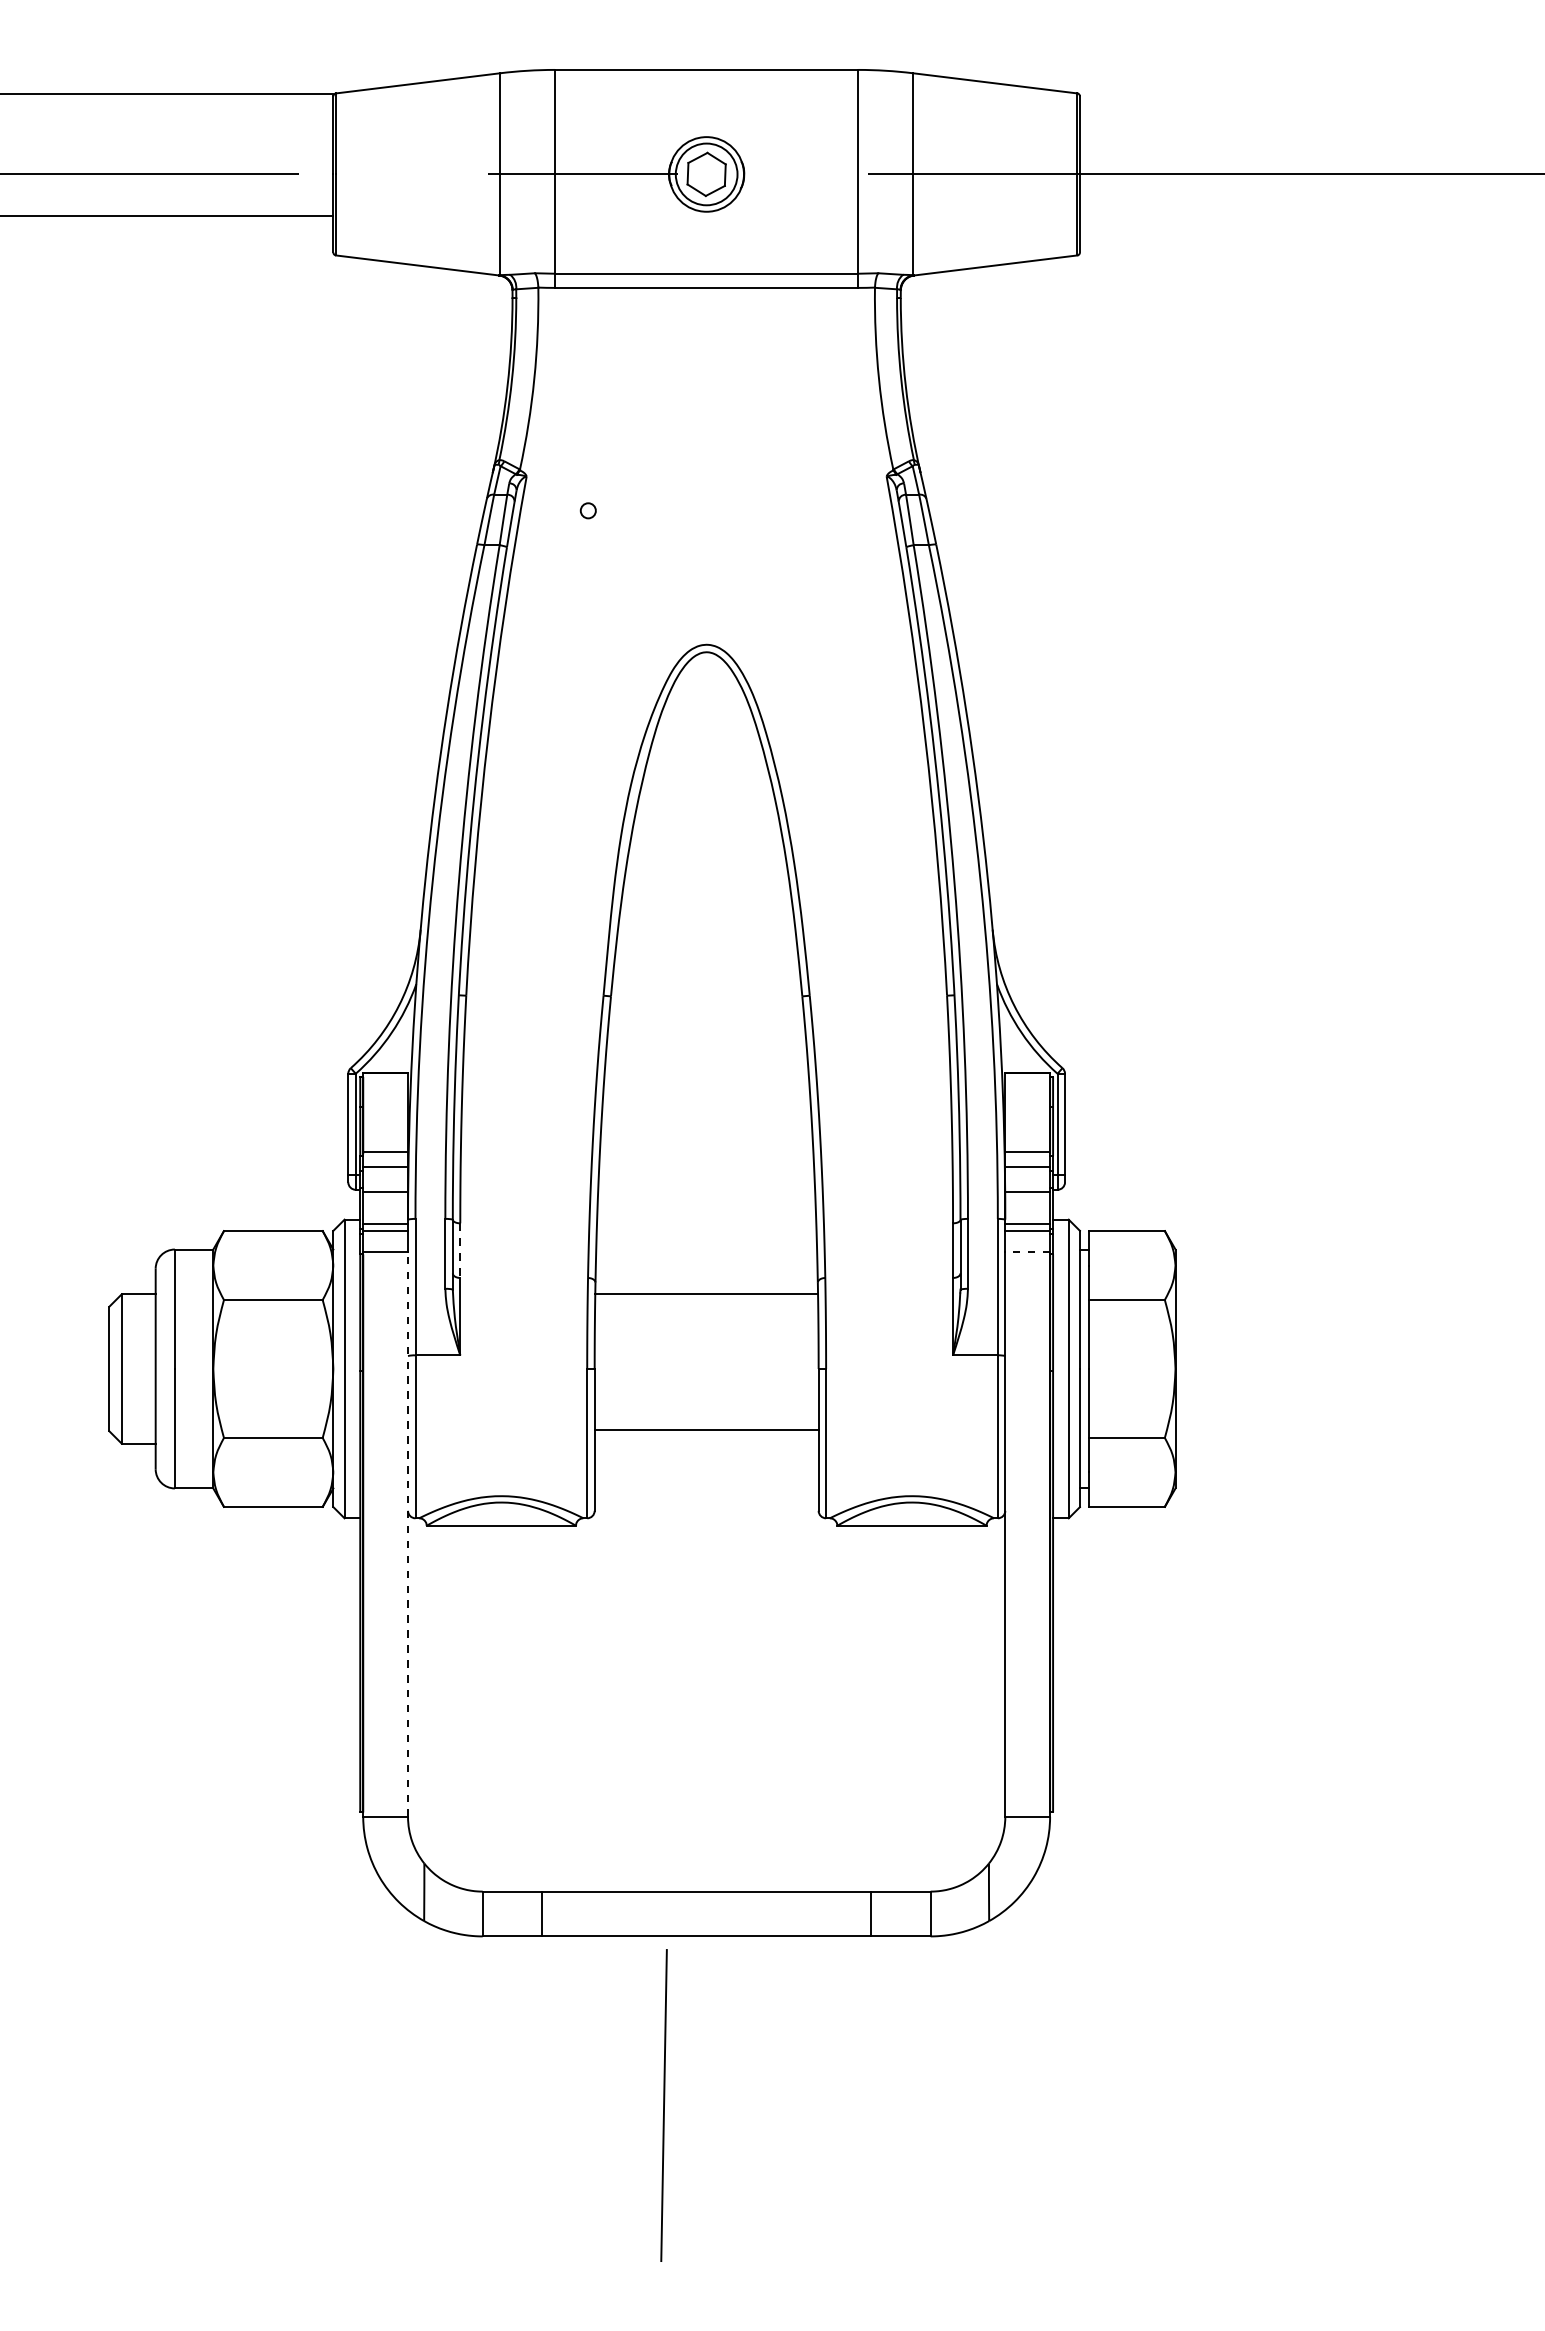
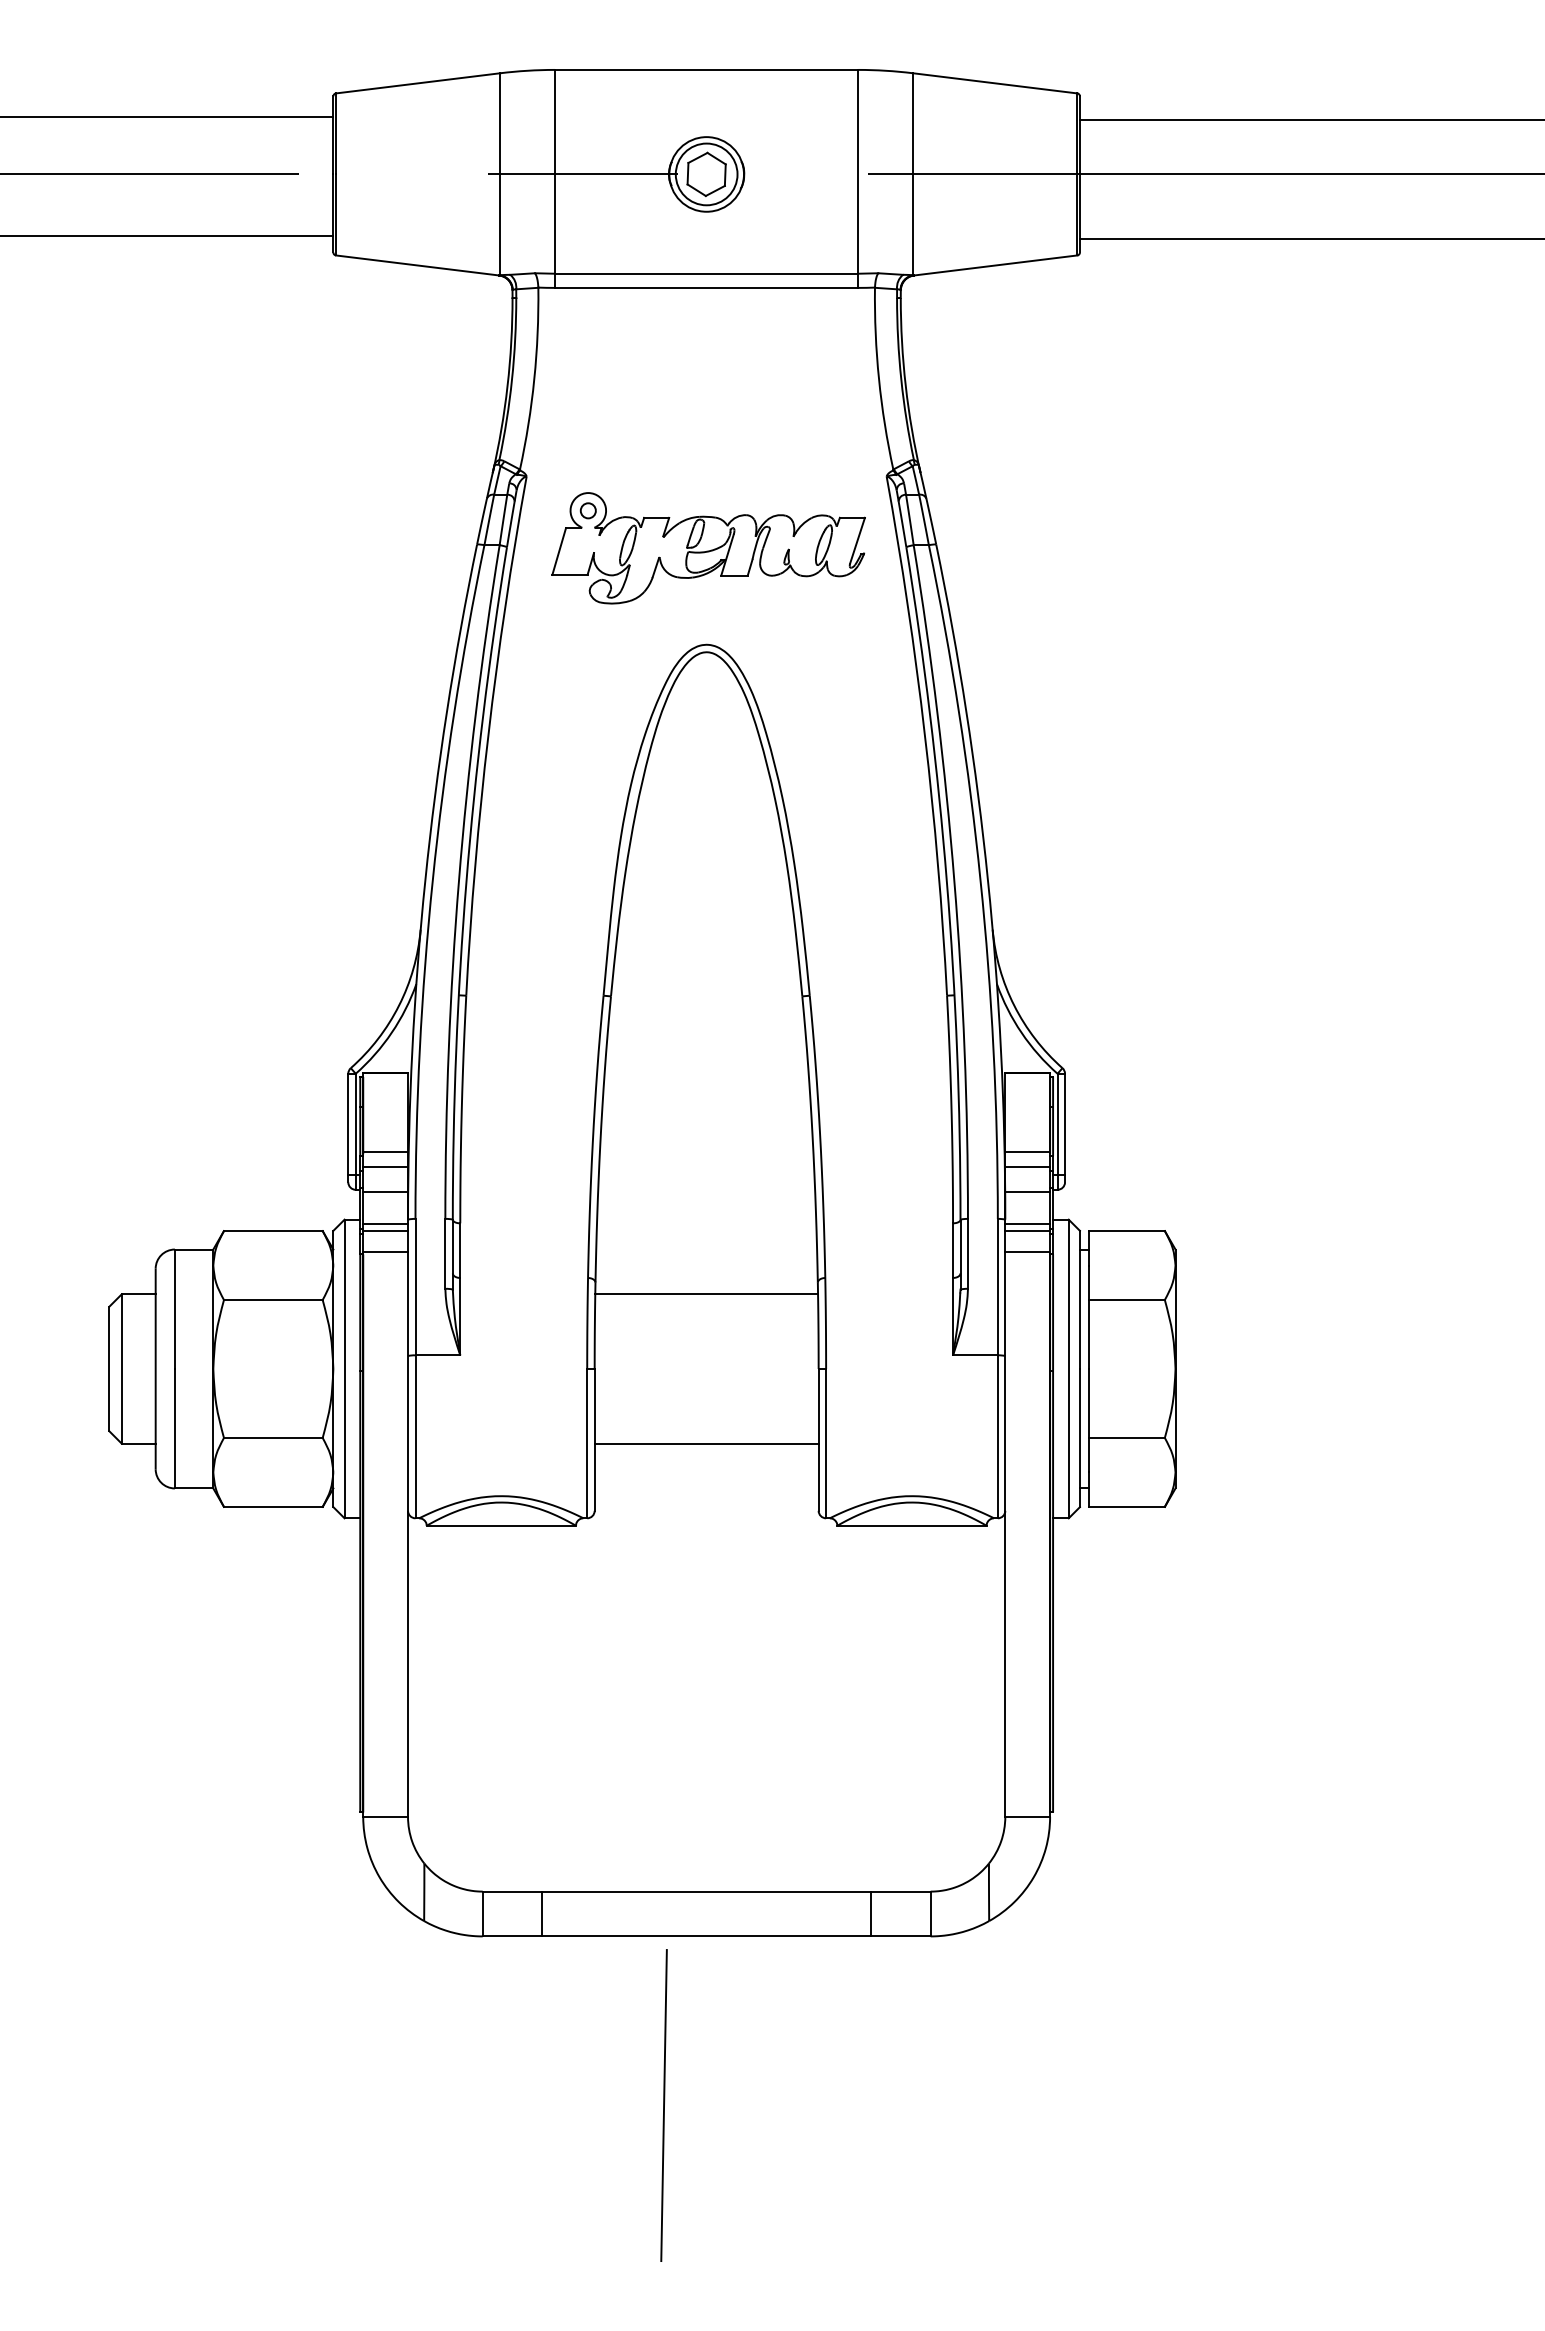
line position: (167, 93) -> (167, 116) (167, 116)
line: none -> present (1310, 119)
line position: (167, 216) -> (167, 236) (167, 236)
line: none -> present (1310, 239)
part: none -> present (708, 548)
line: dashed -> solid (460, 1251)
line: dashed -> solid (1027, 1252)
line position: (706, 1429) -> (706, 1443) (706, 1443)
line: dashed -> solid (408, 1534)
